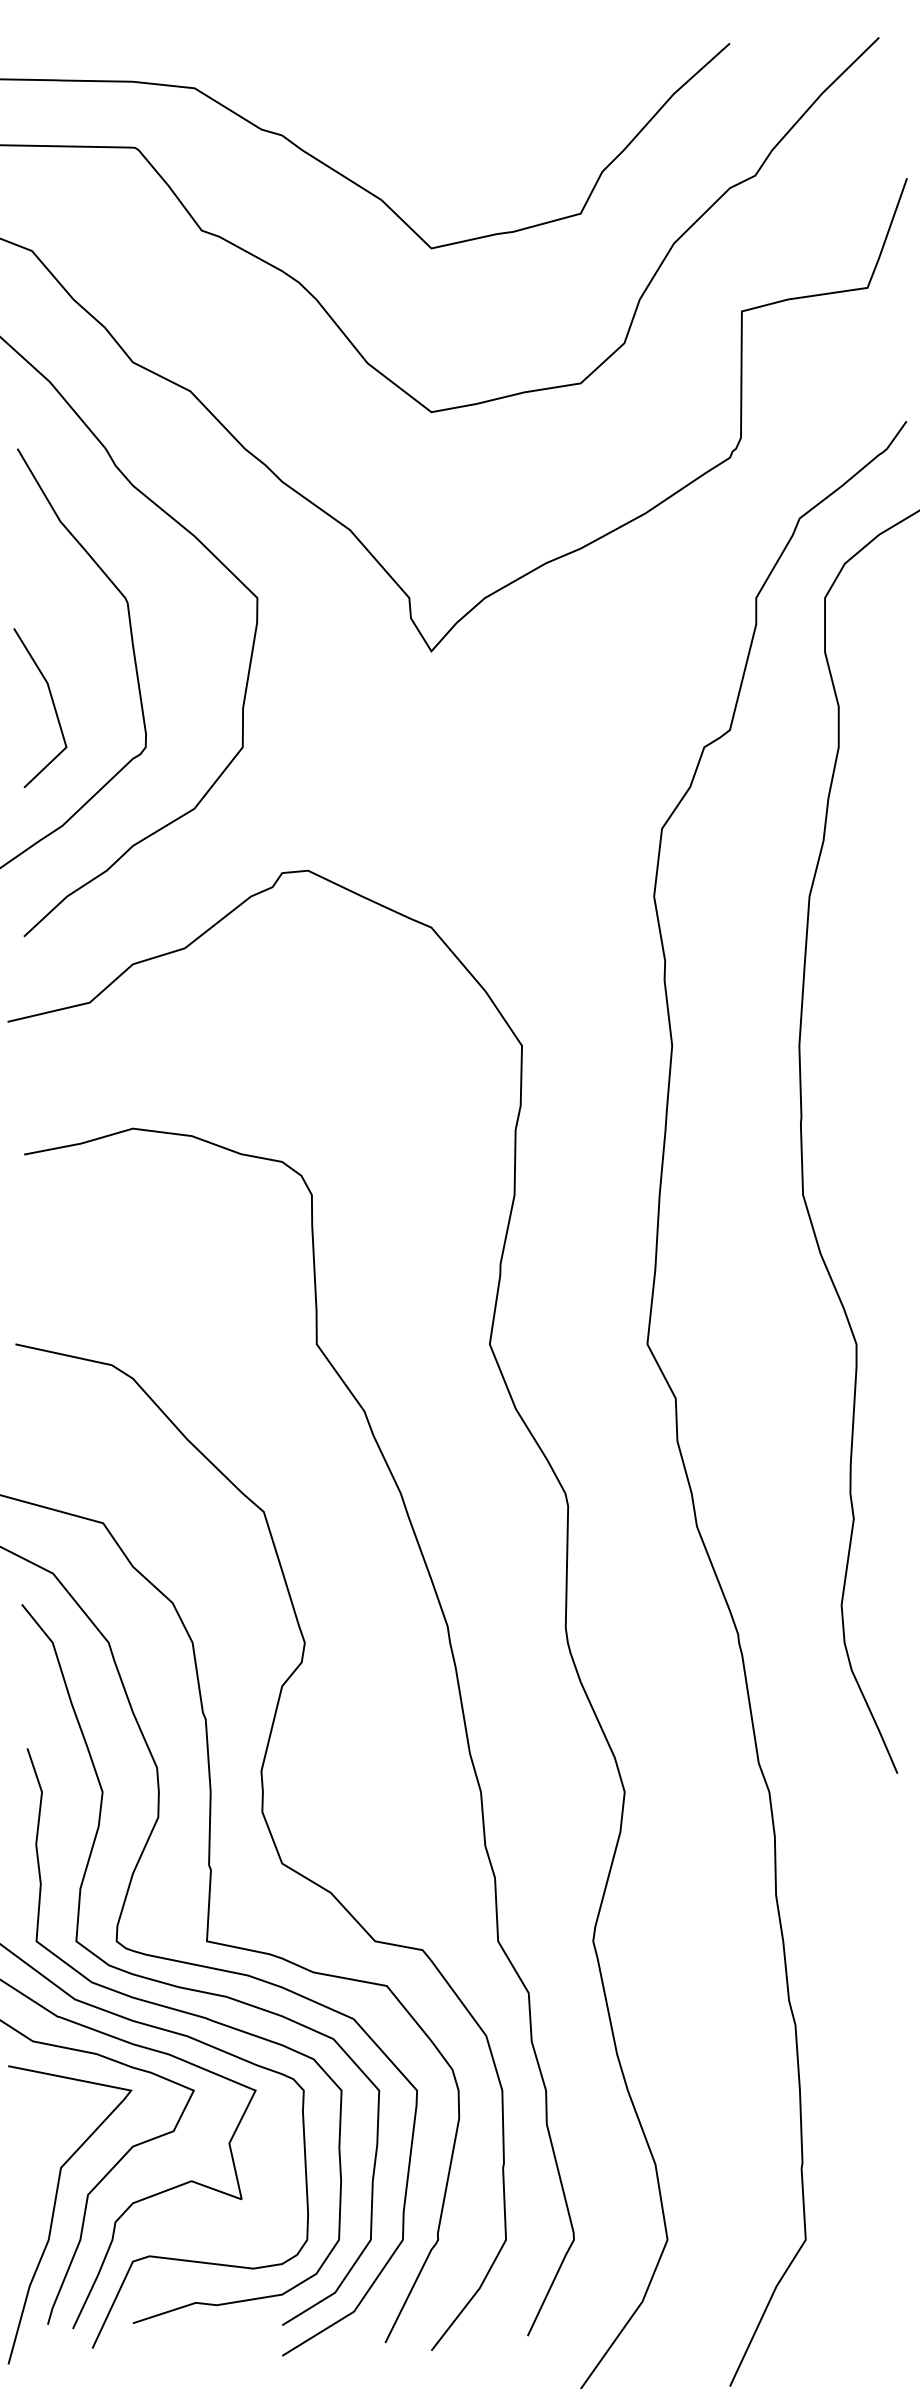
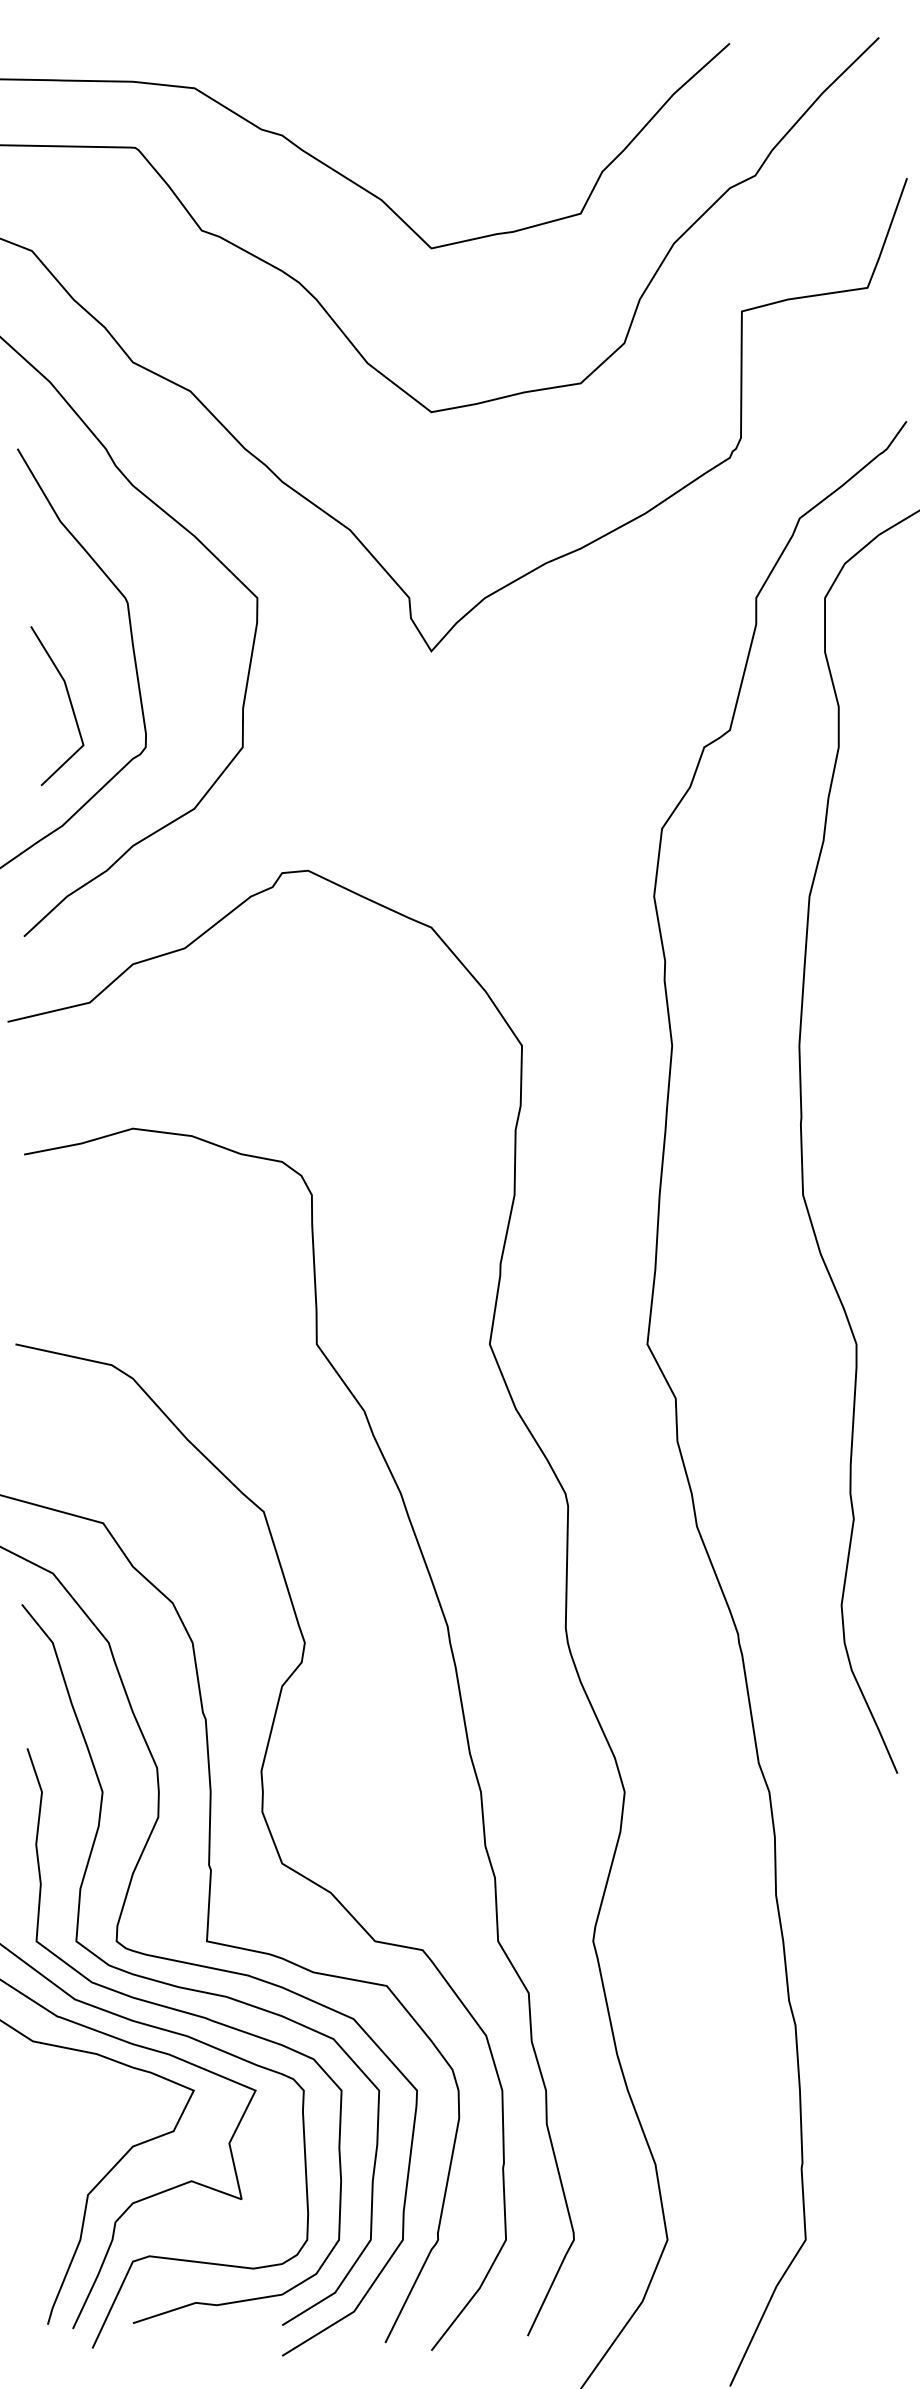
line position: (52, 704) -> (69, 702) (69, 702)
curve: present -> none (54, 2213)
